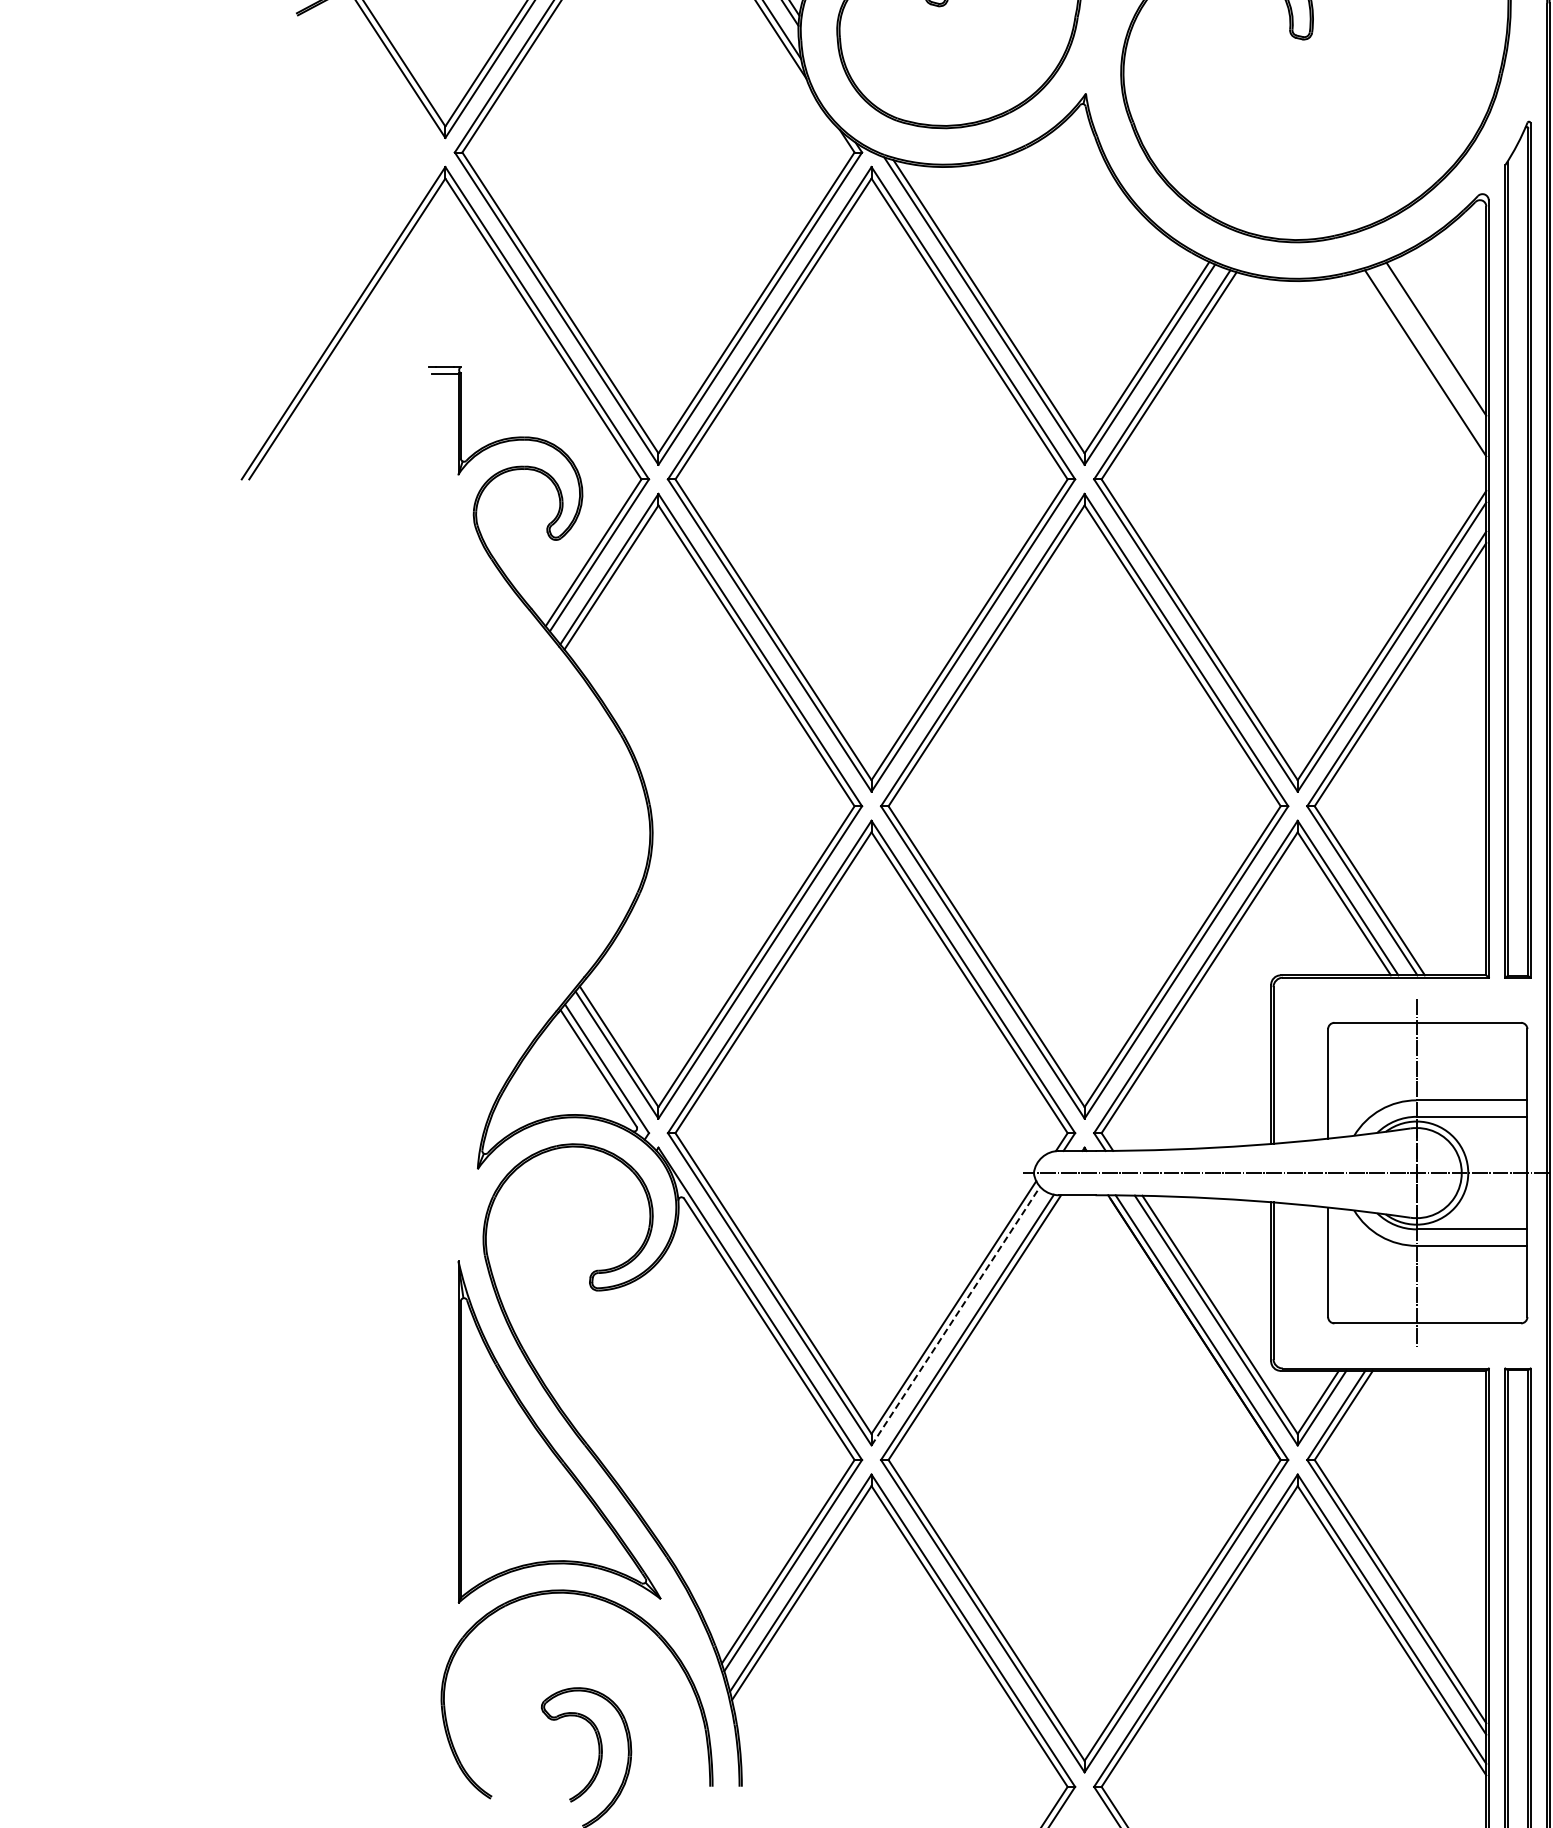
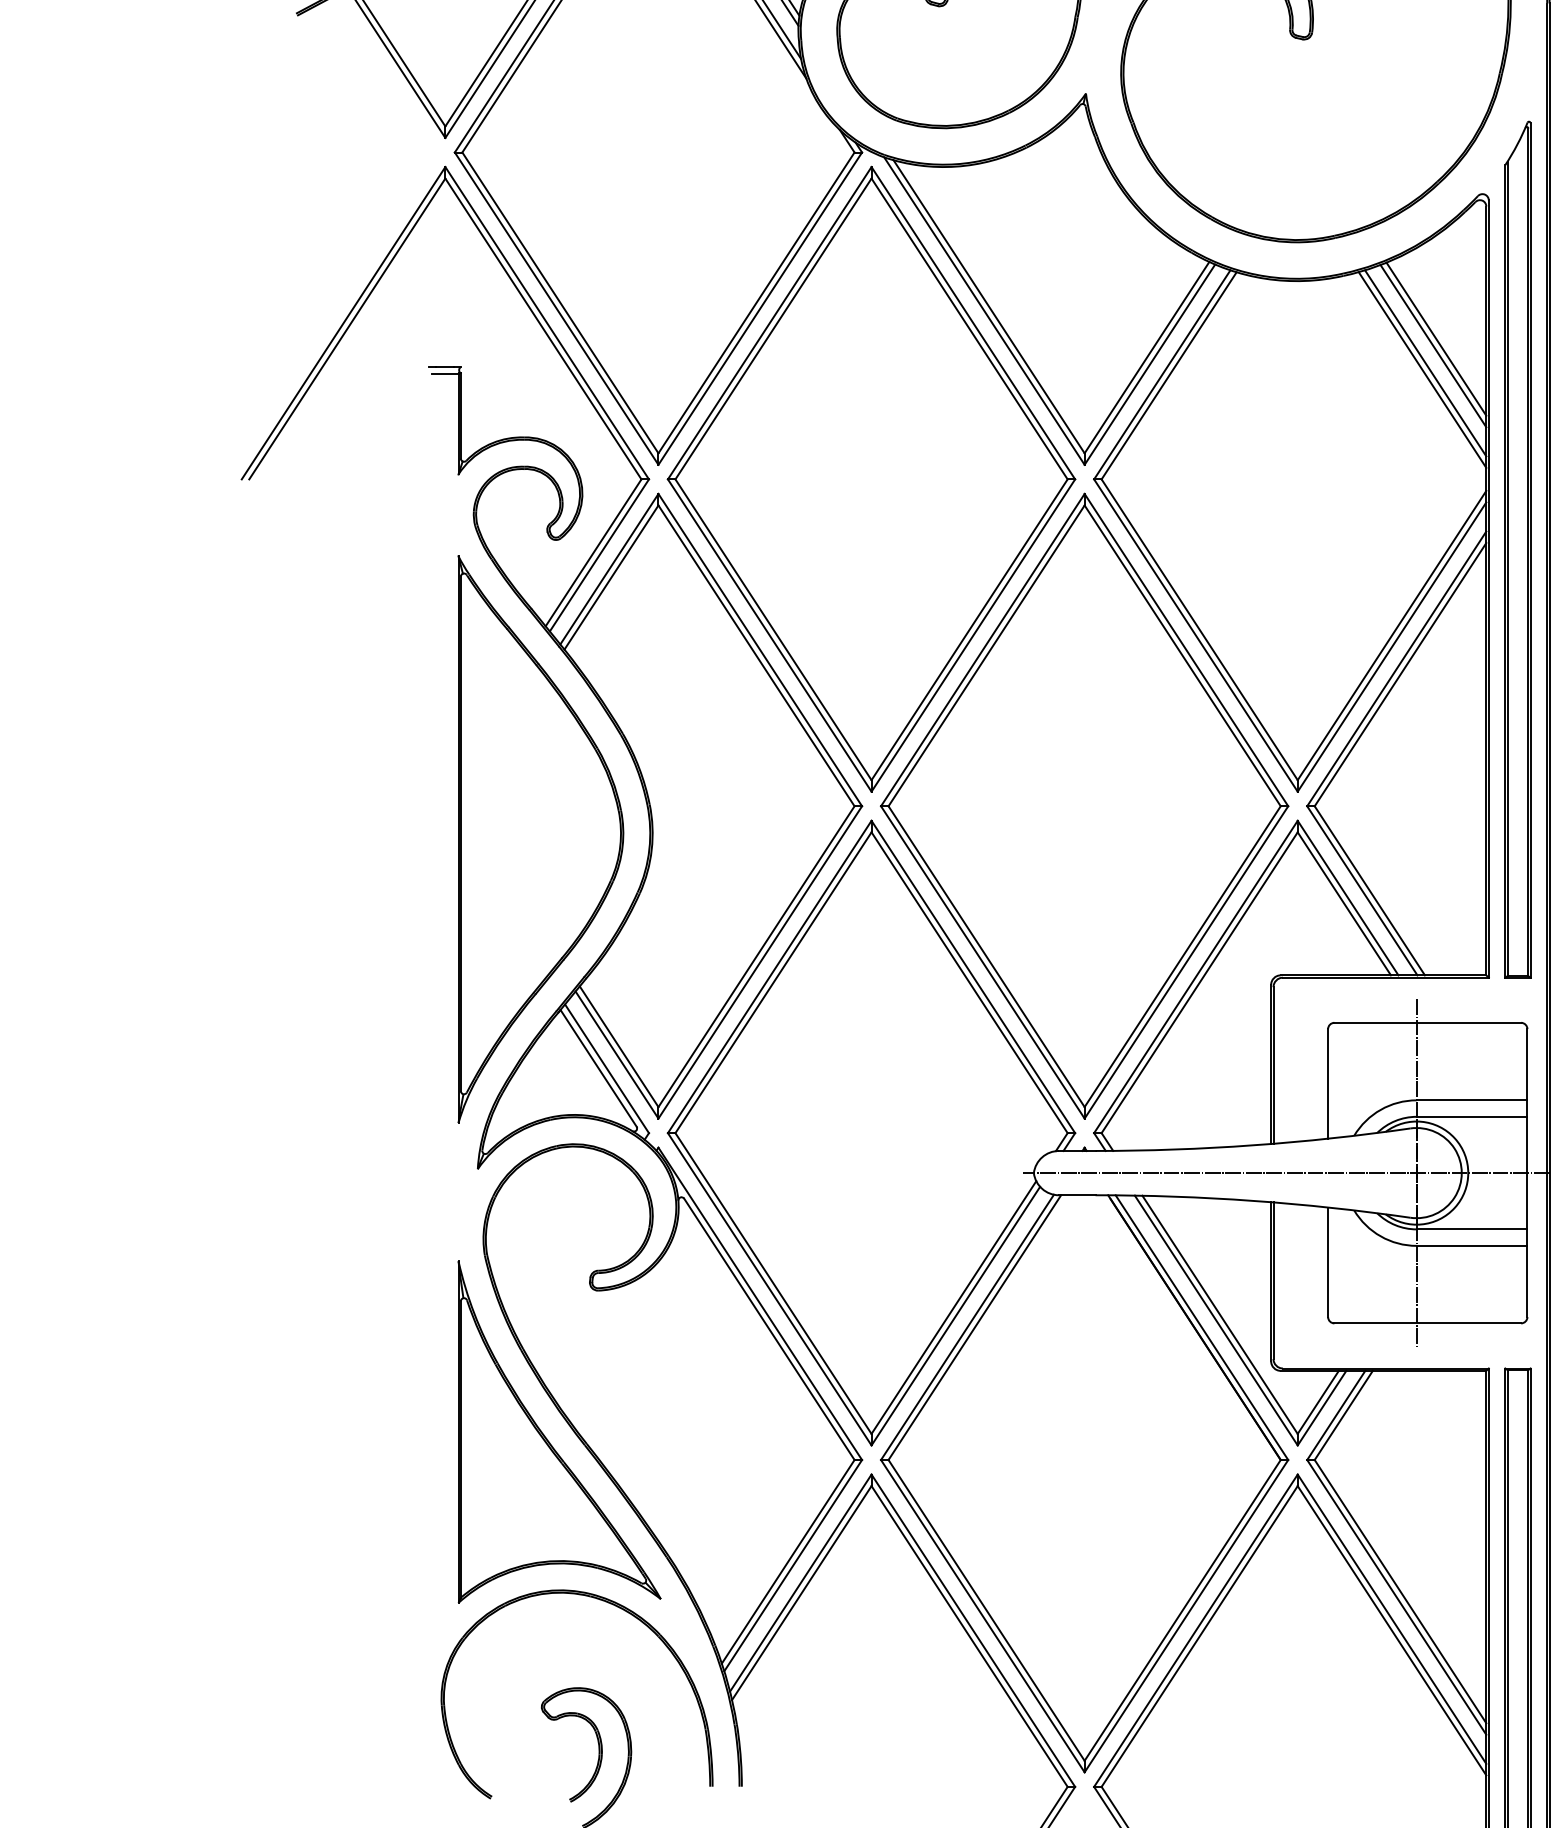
line: none -> present (1433, 346)
line: none -> present (1422, 369)
part: none -> present (540, 839)
line: dashed -> solid (956, 1315)
